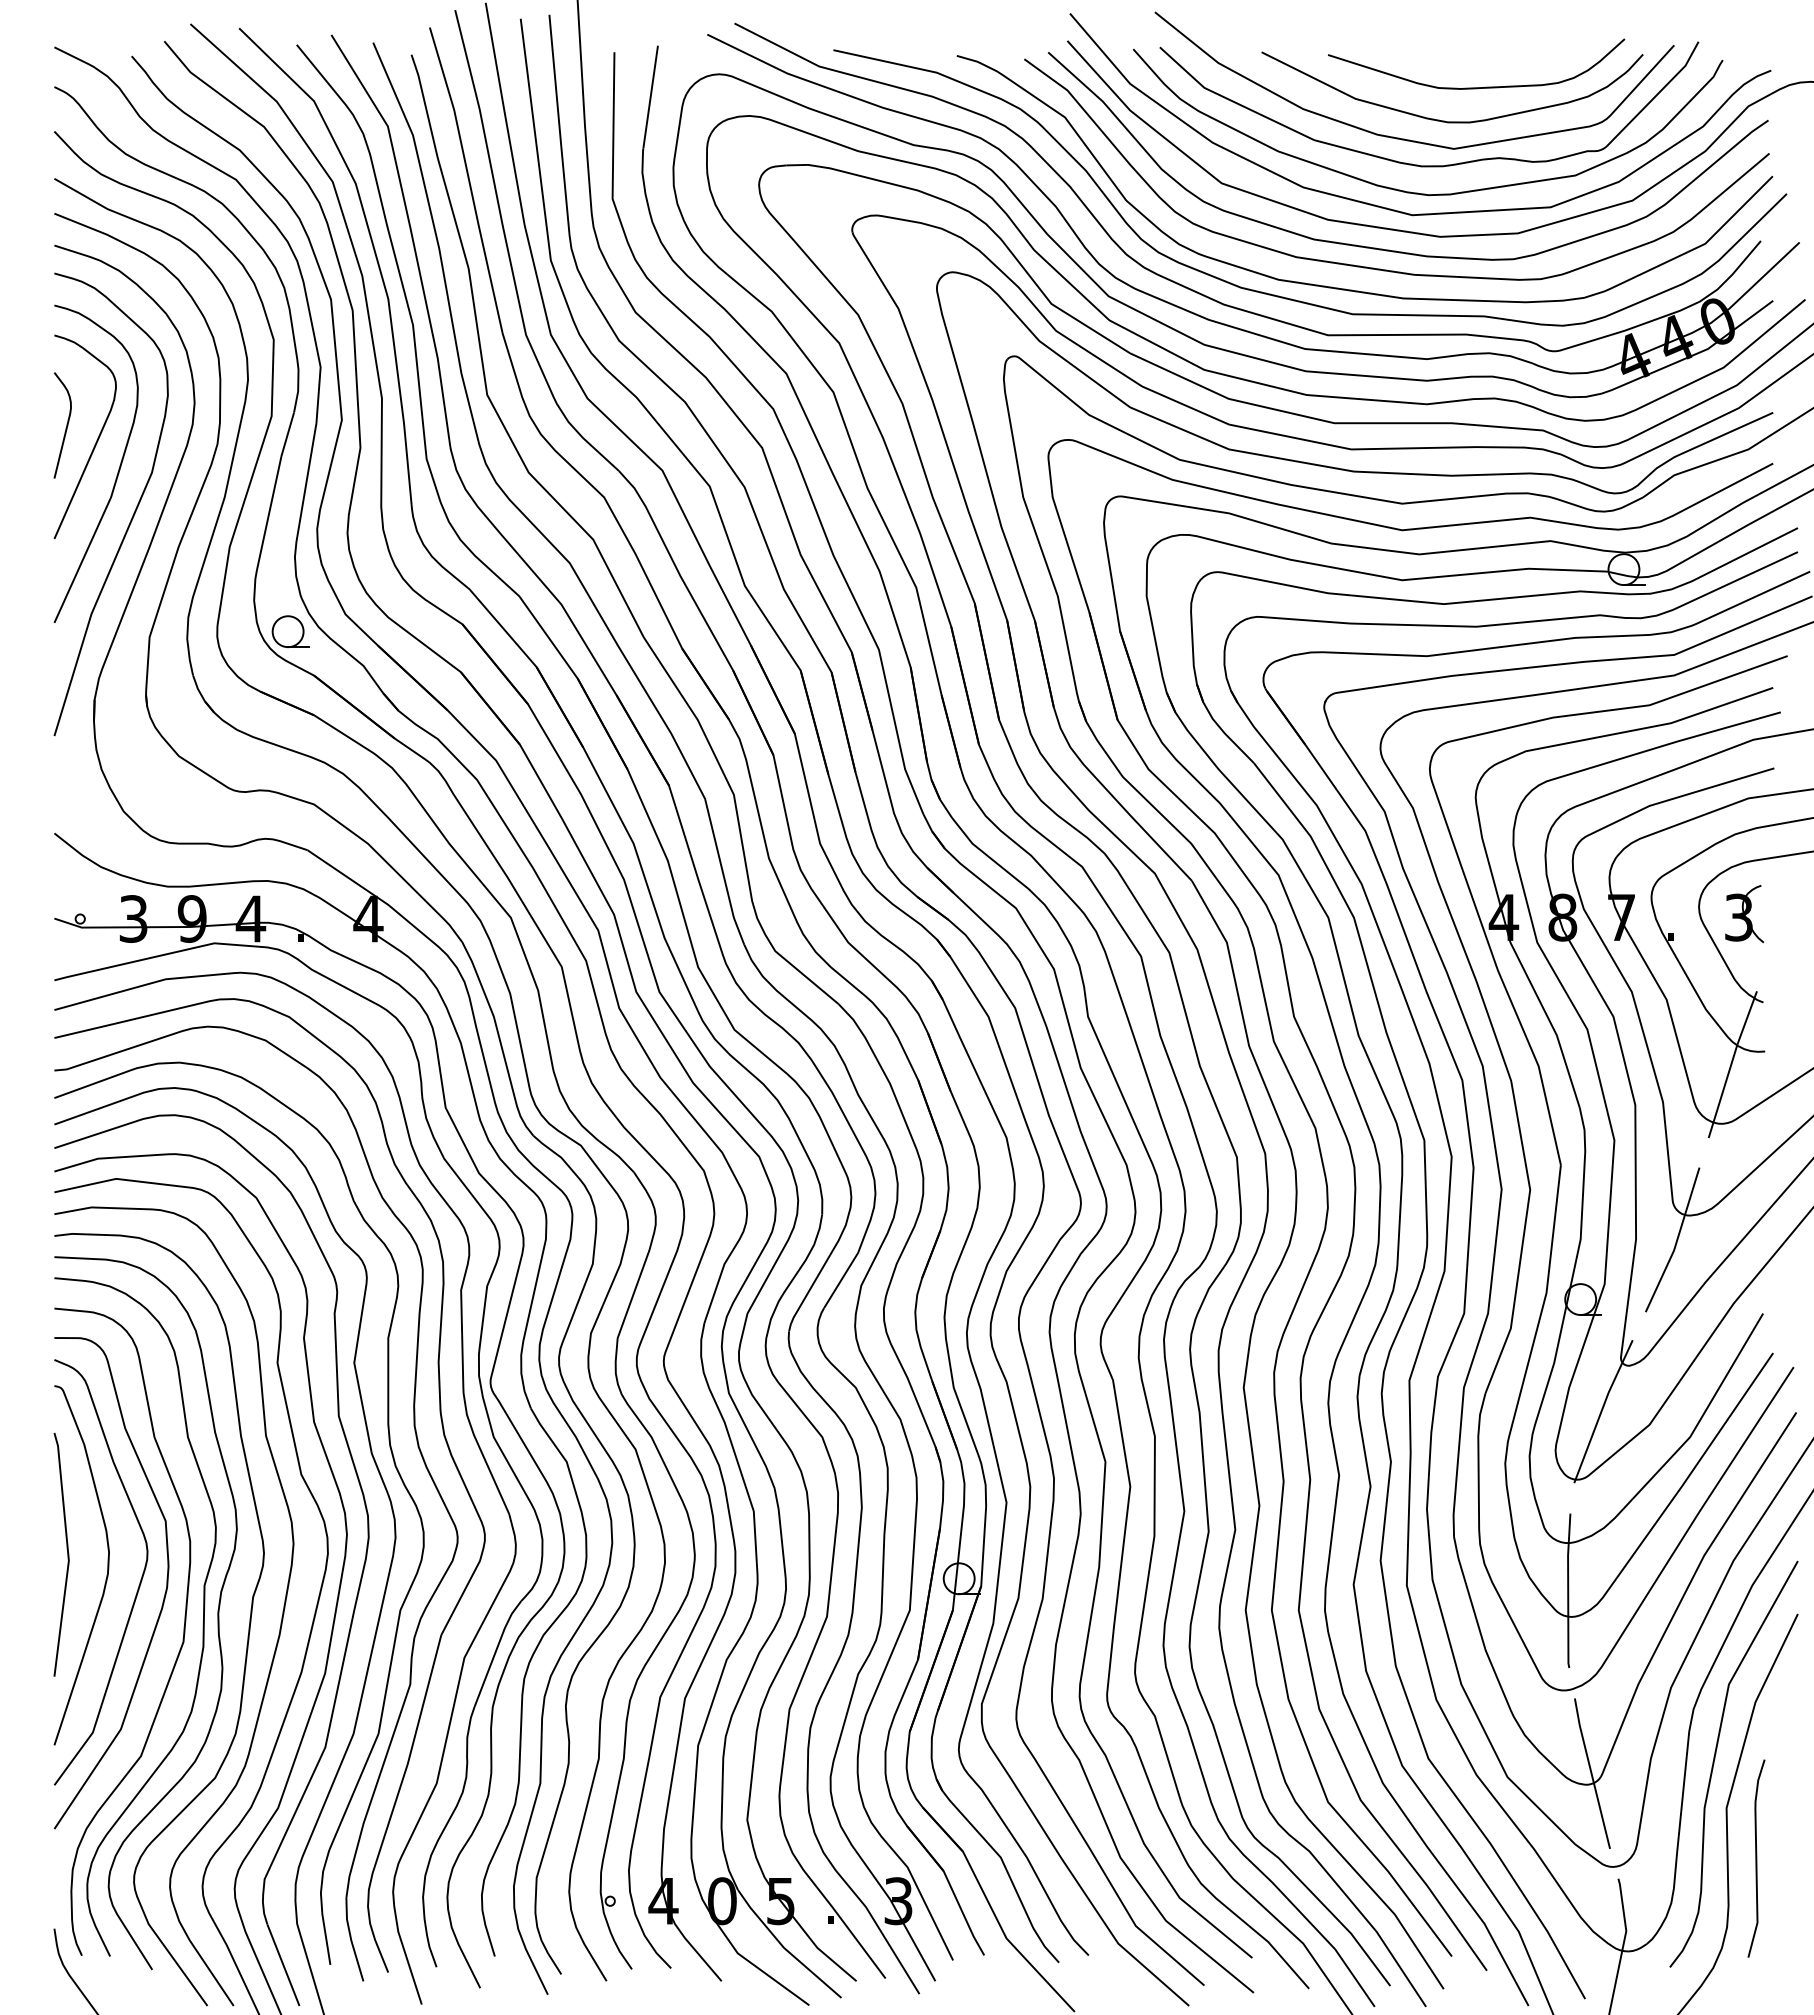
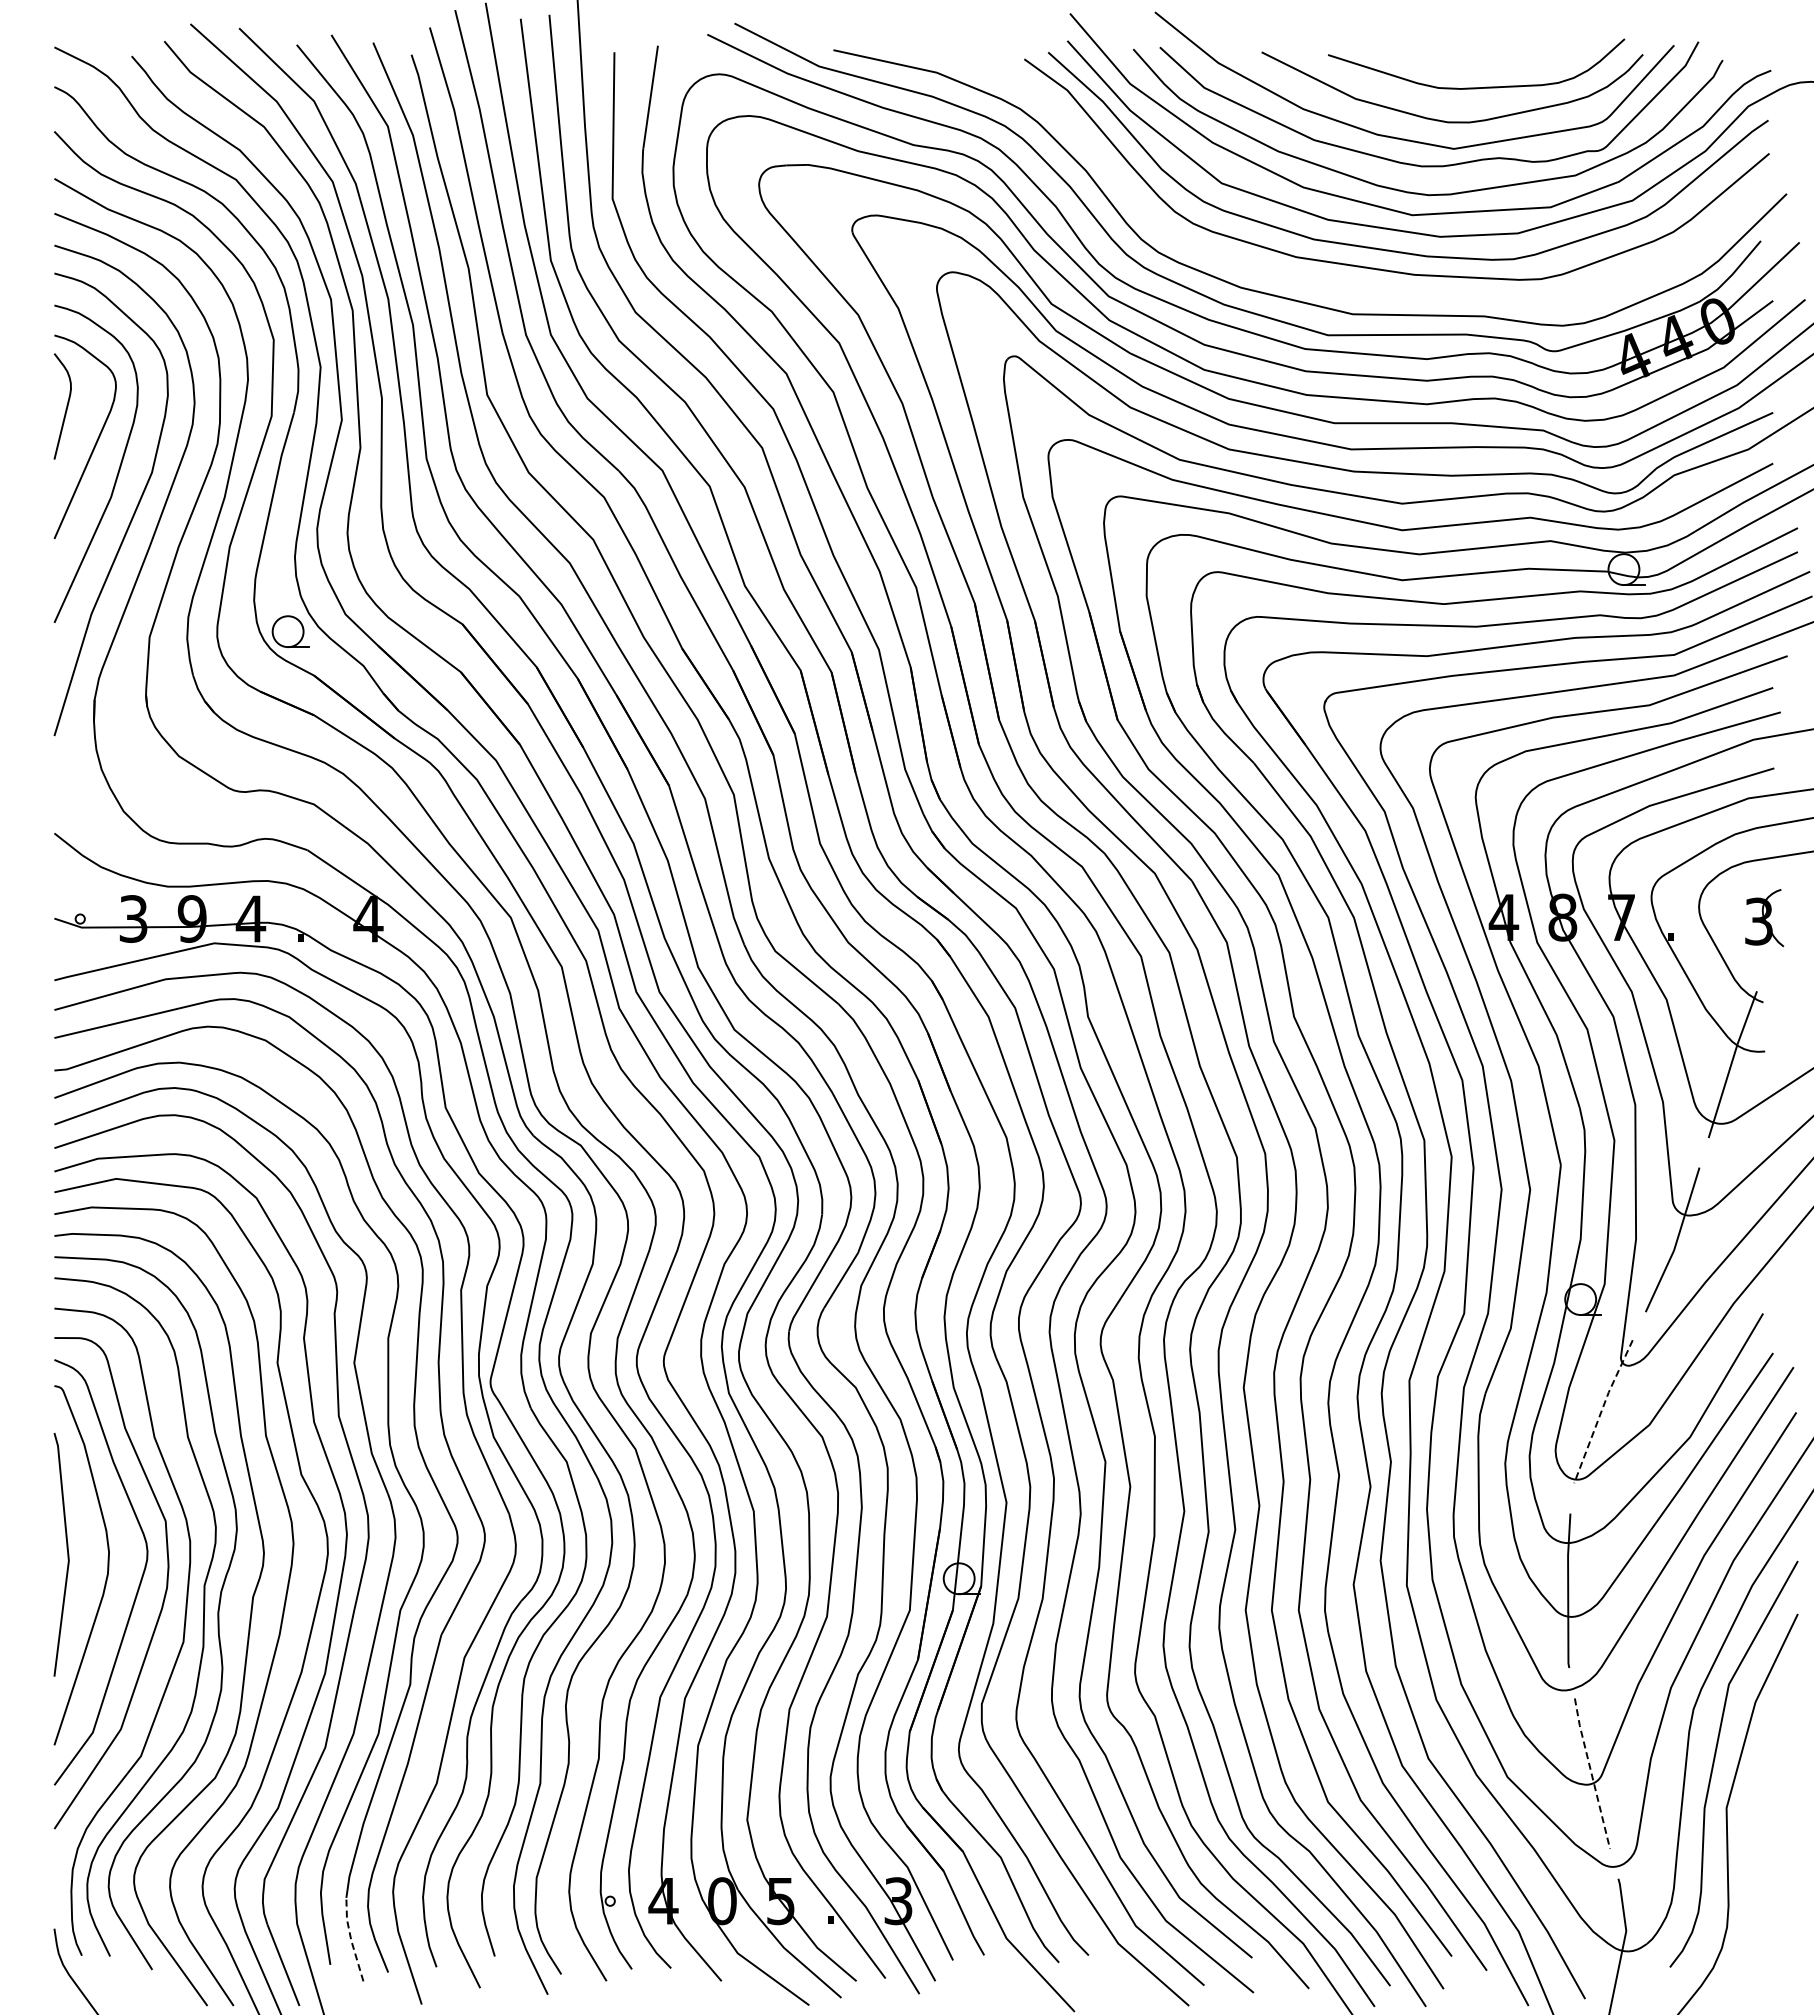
curve: present -> none (1345, 288)
curve position: (66, 425) -> (66, 406) (66, 406)
part position: (1744, 914) -> (1764, 918) (1764, 918)
line: solid -> dashed (1601, 1410)
line: solid -> dashed (1591, 1774)
curve: present -> none (1756, 1858)
line: solid -> dashed (351, 1939)
